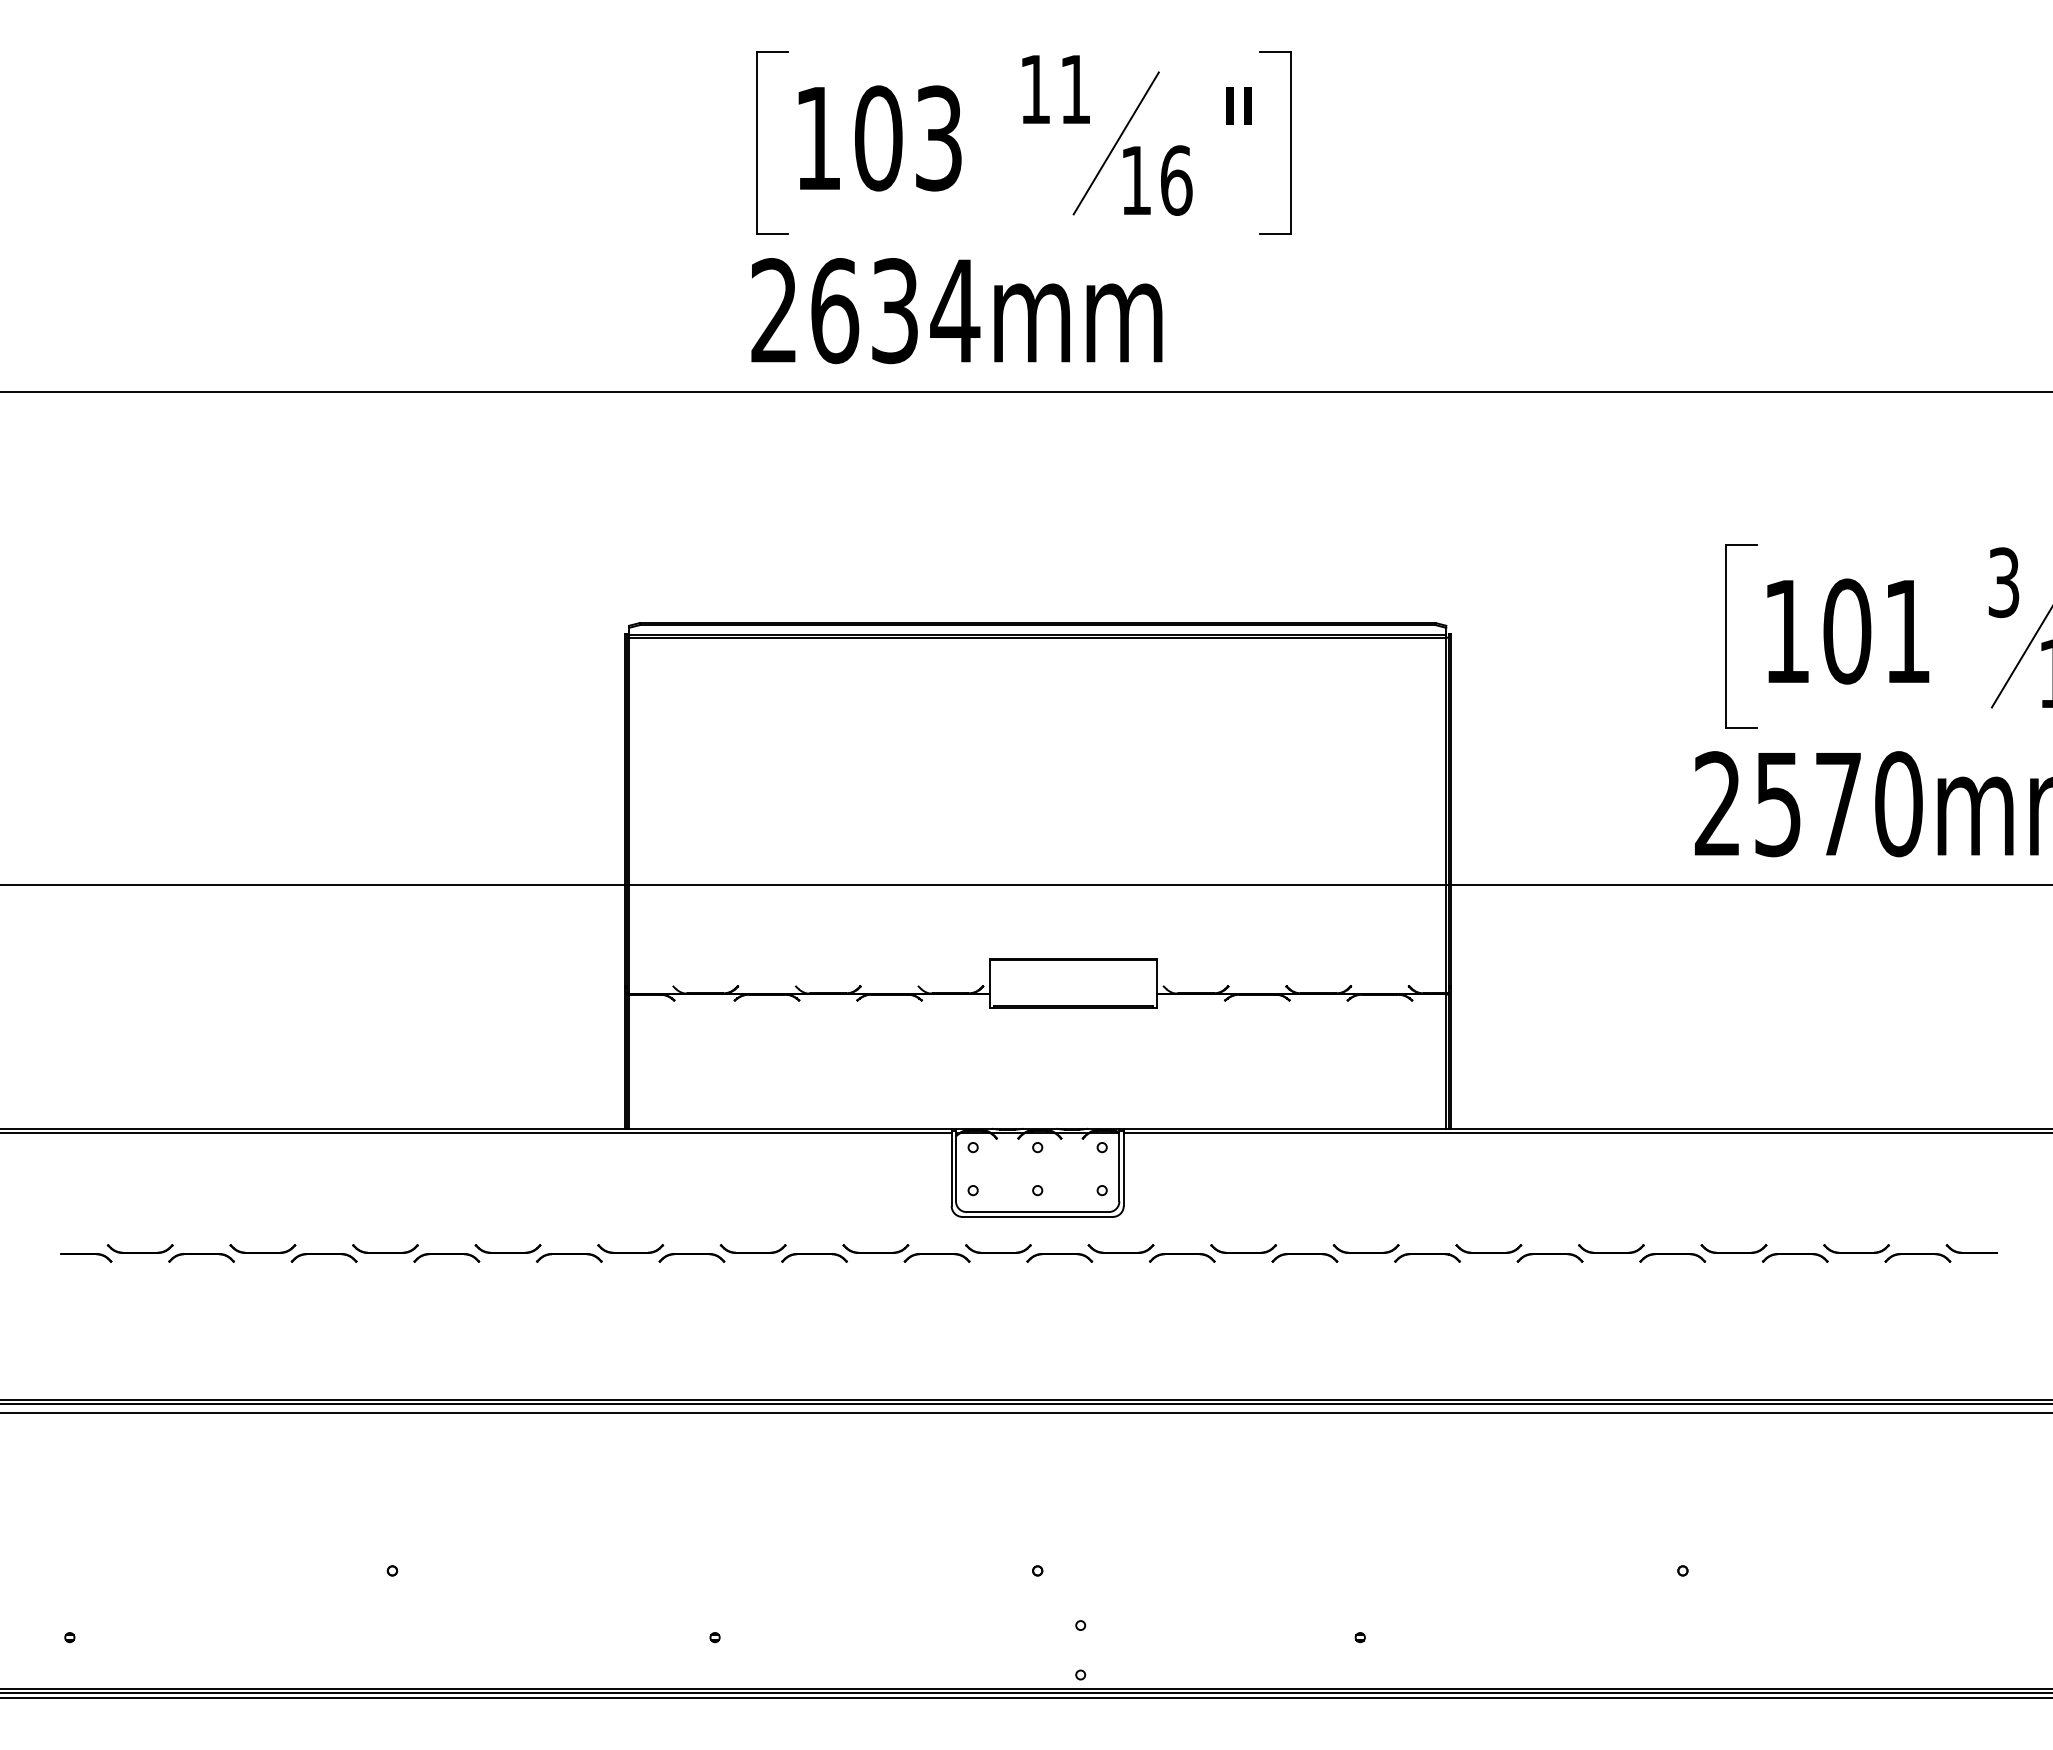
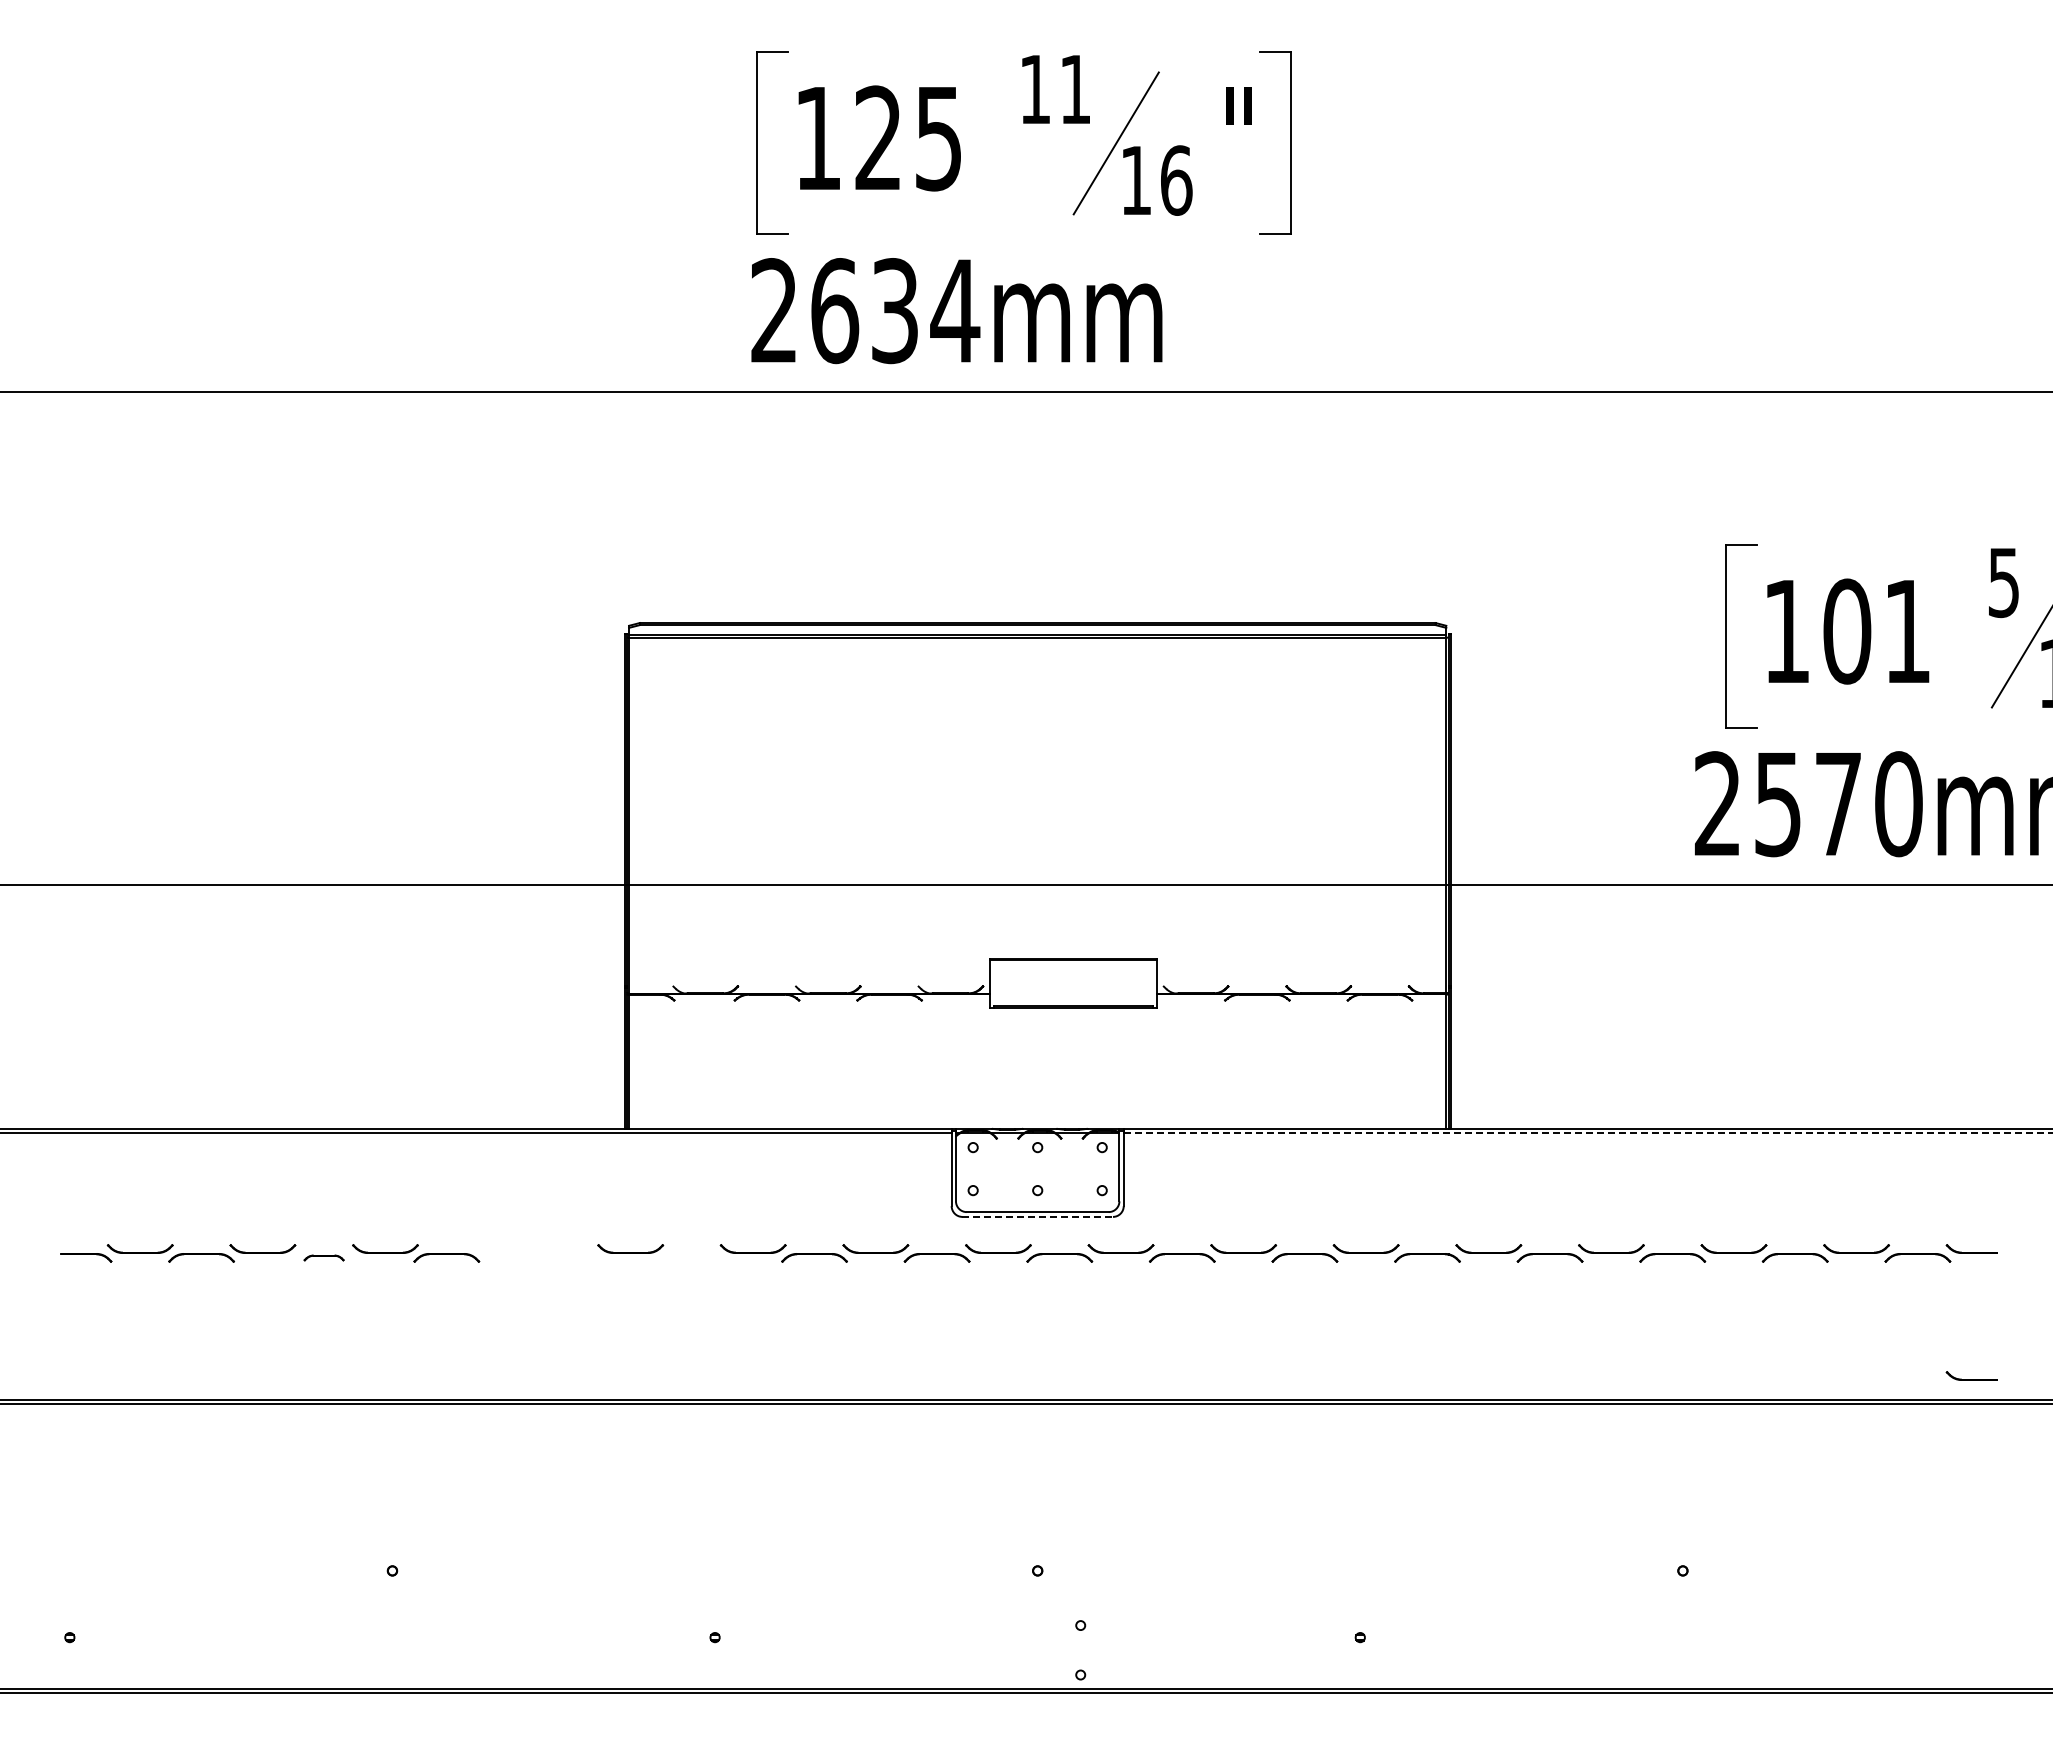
text: 103 -> 125 (908, 138)
text: 3 -> 5 (2004, 582)
line: solid -> dashed (1588, 1133)
line: solid -> dashed (1038, 1216)
part: present -> none (538, 1253)
part size: 68x10 px -> 42x8 px (323, 1257)
part: present -> none (691, 1257)
part: none -> present (1971, 1375)
line: present -> none (1025, 1412)
line: present -> none (1025, 1697)
